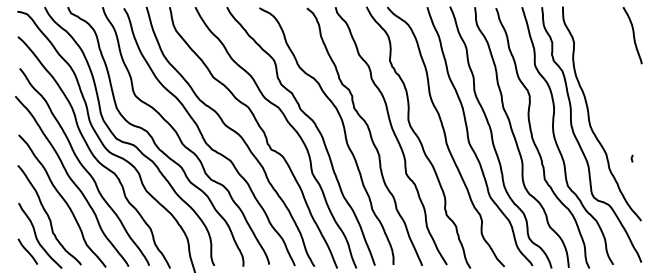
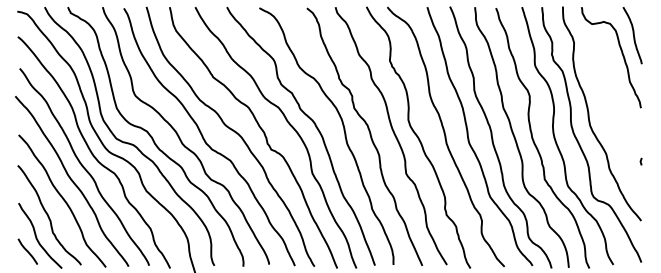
curve: none -> present (621, 53)
line position: (631, 158) -> (640, 161) (640, 161)
